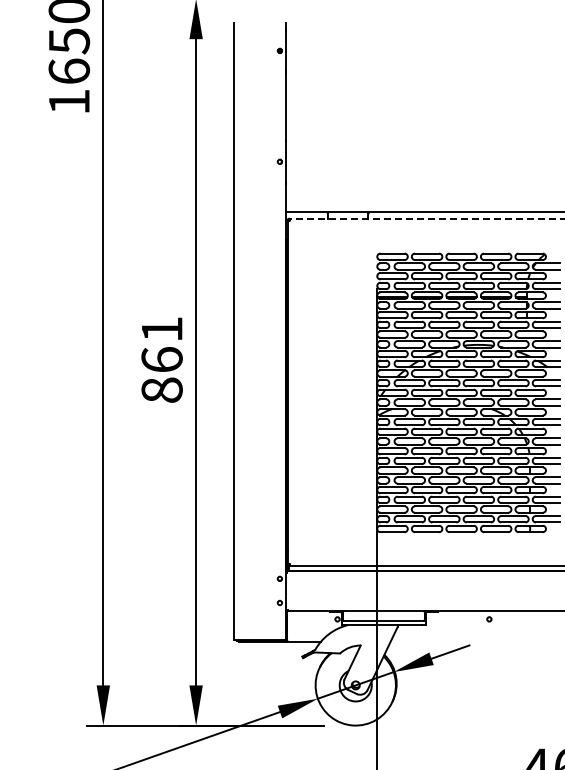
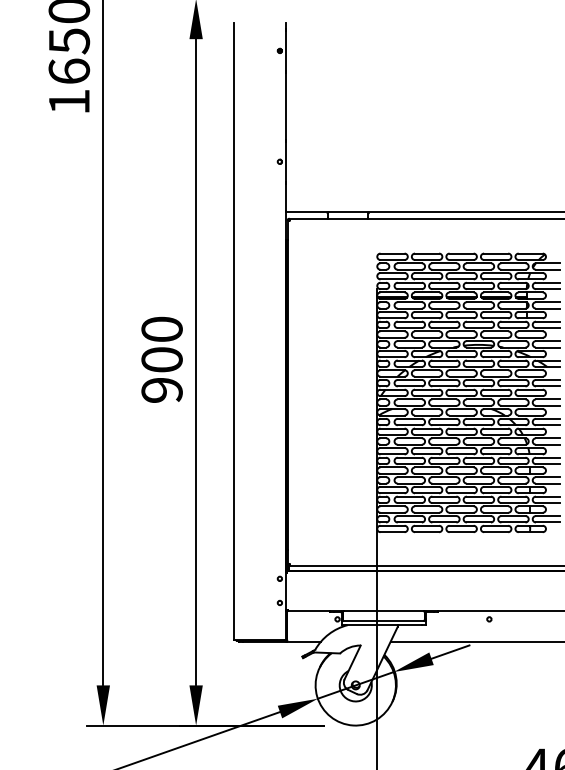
line: dashed -> solid (426, 218)
text: 861 -> 900 (161, 359)
line: none -> present (475, 642)
